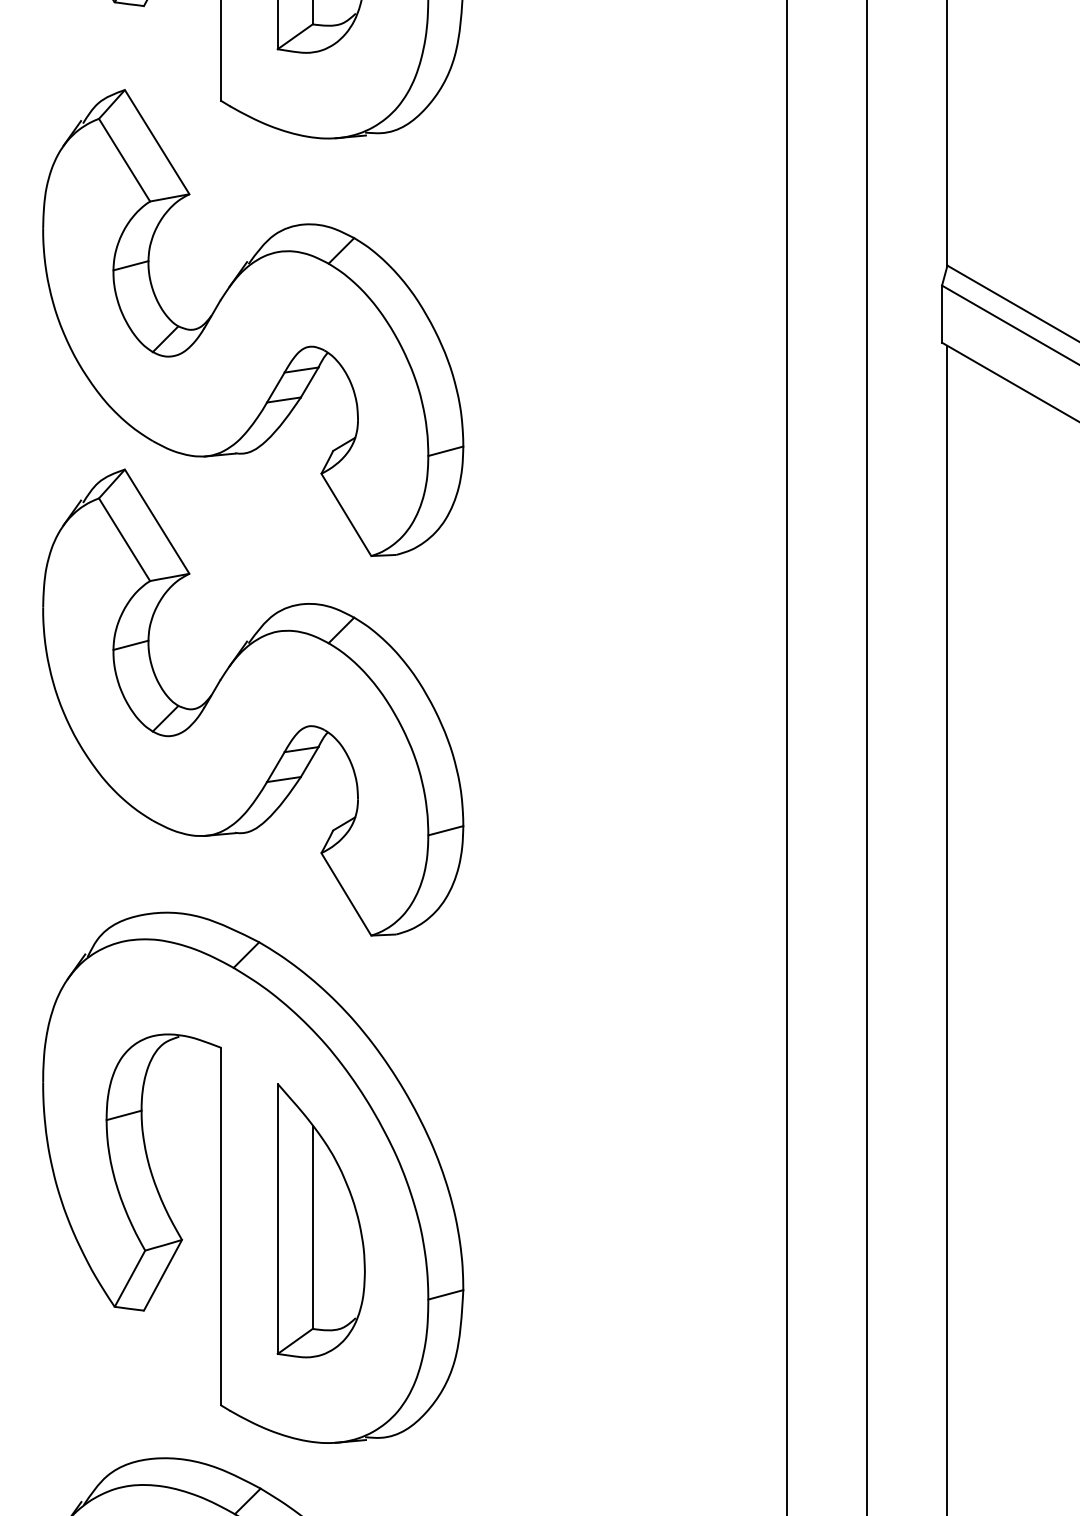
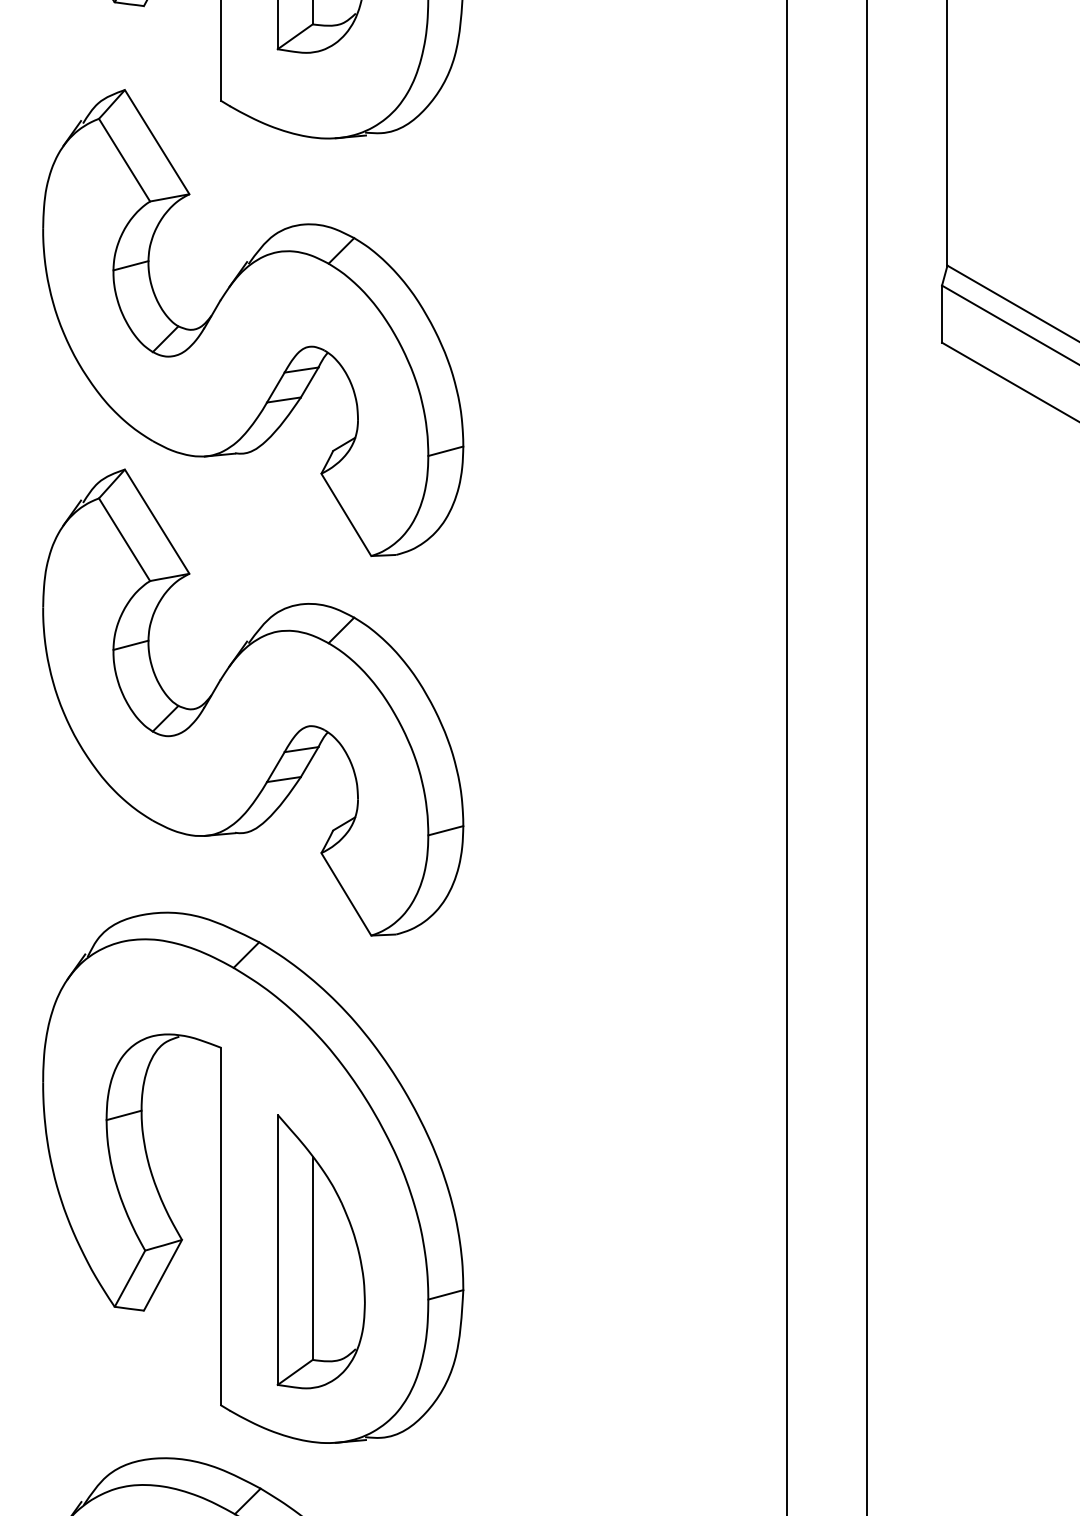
line: present -> none (947, 928)
part position: (320, 1220) -> (320, 1251) (320, 1251)
